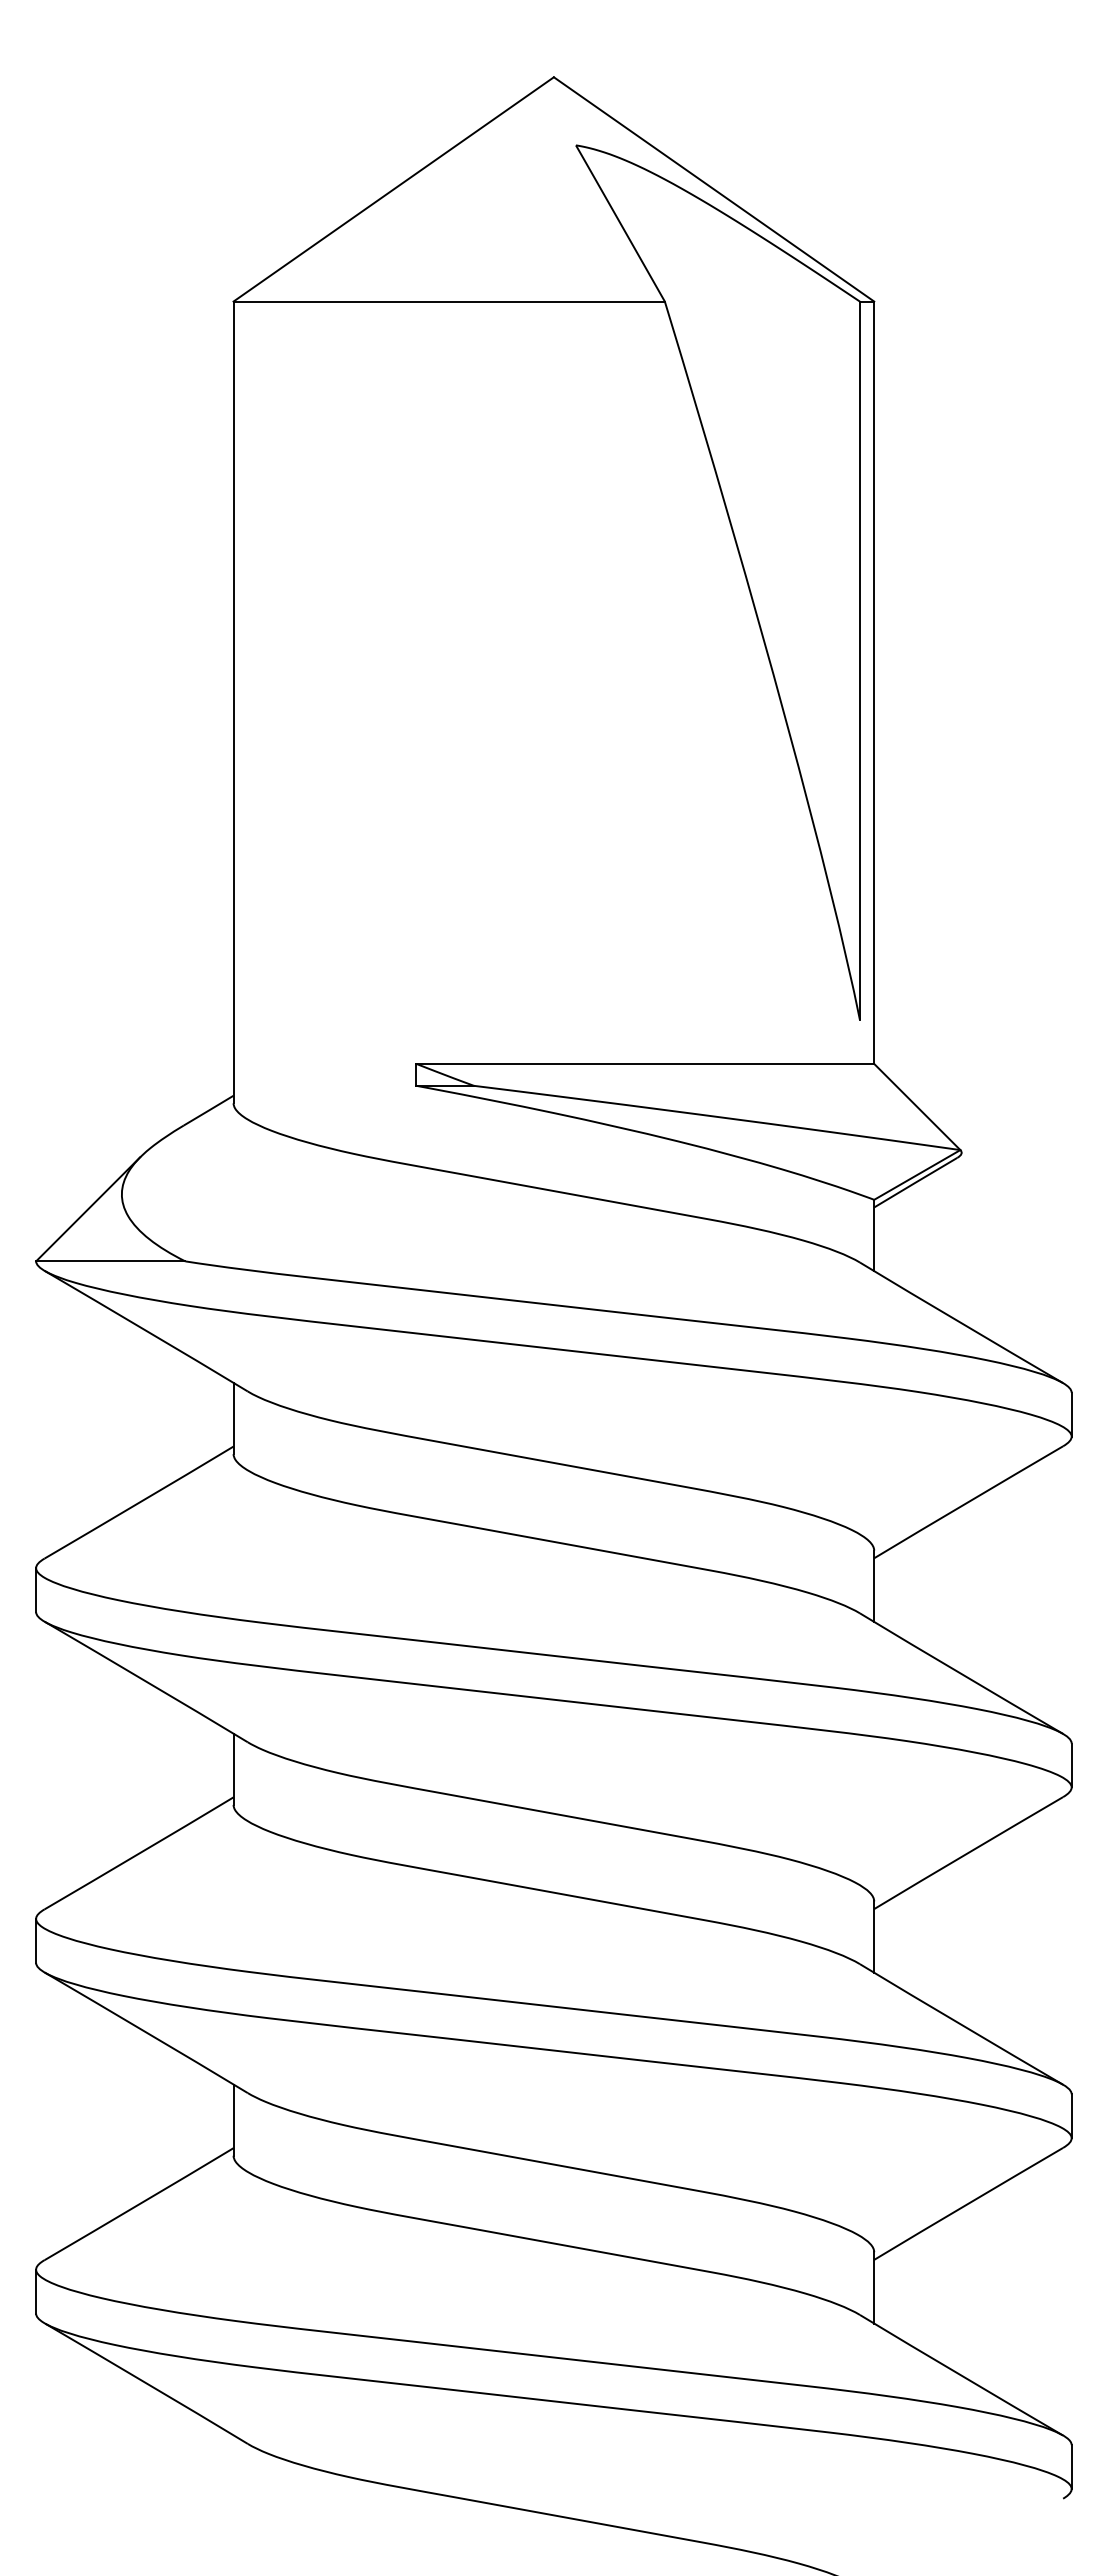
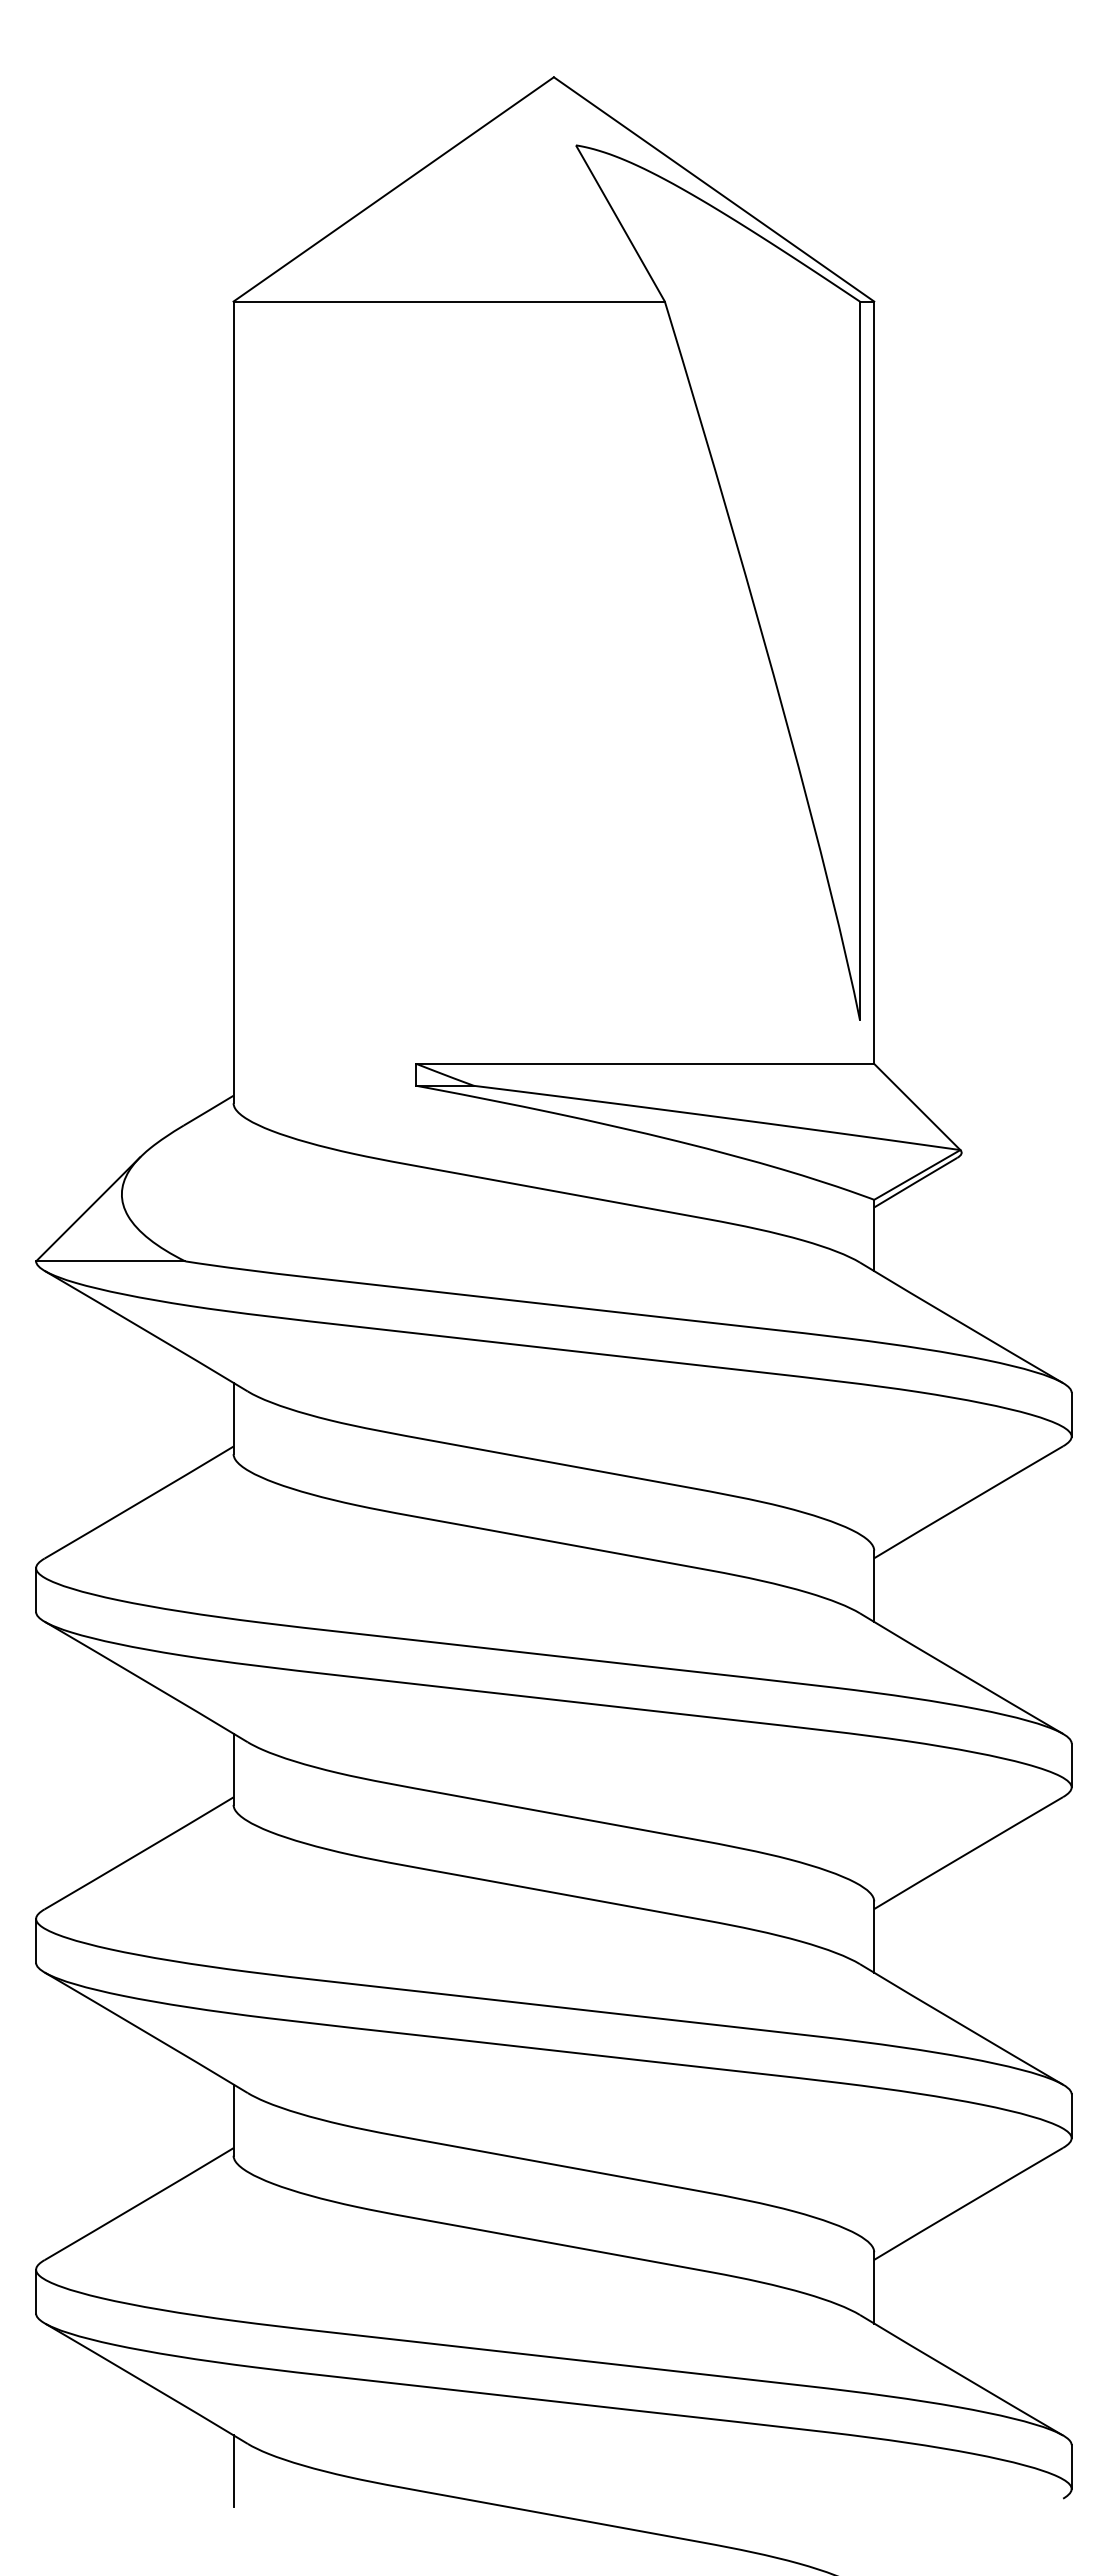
line: none -> present (233, 2470)
